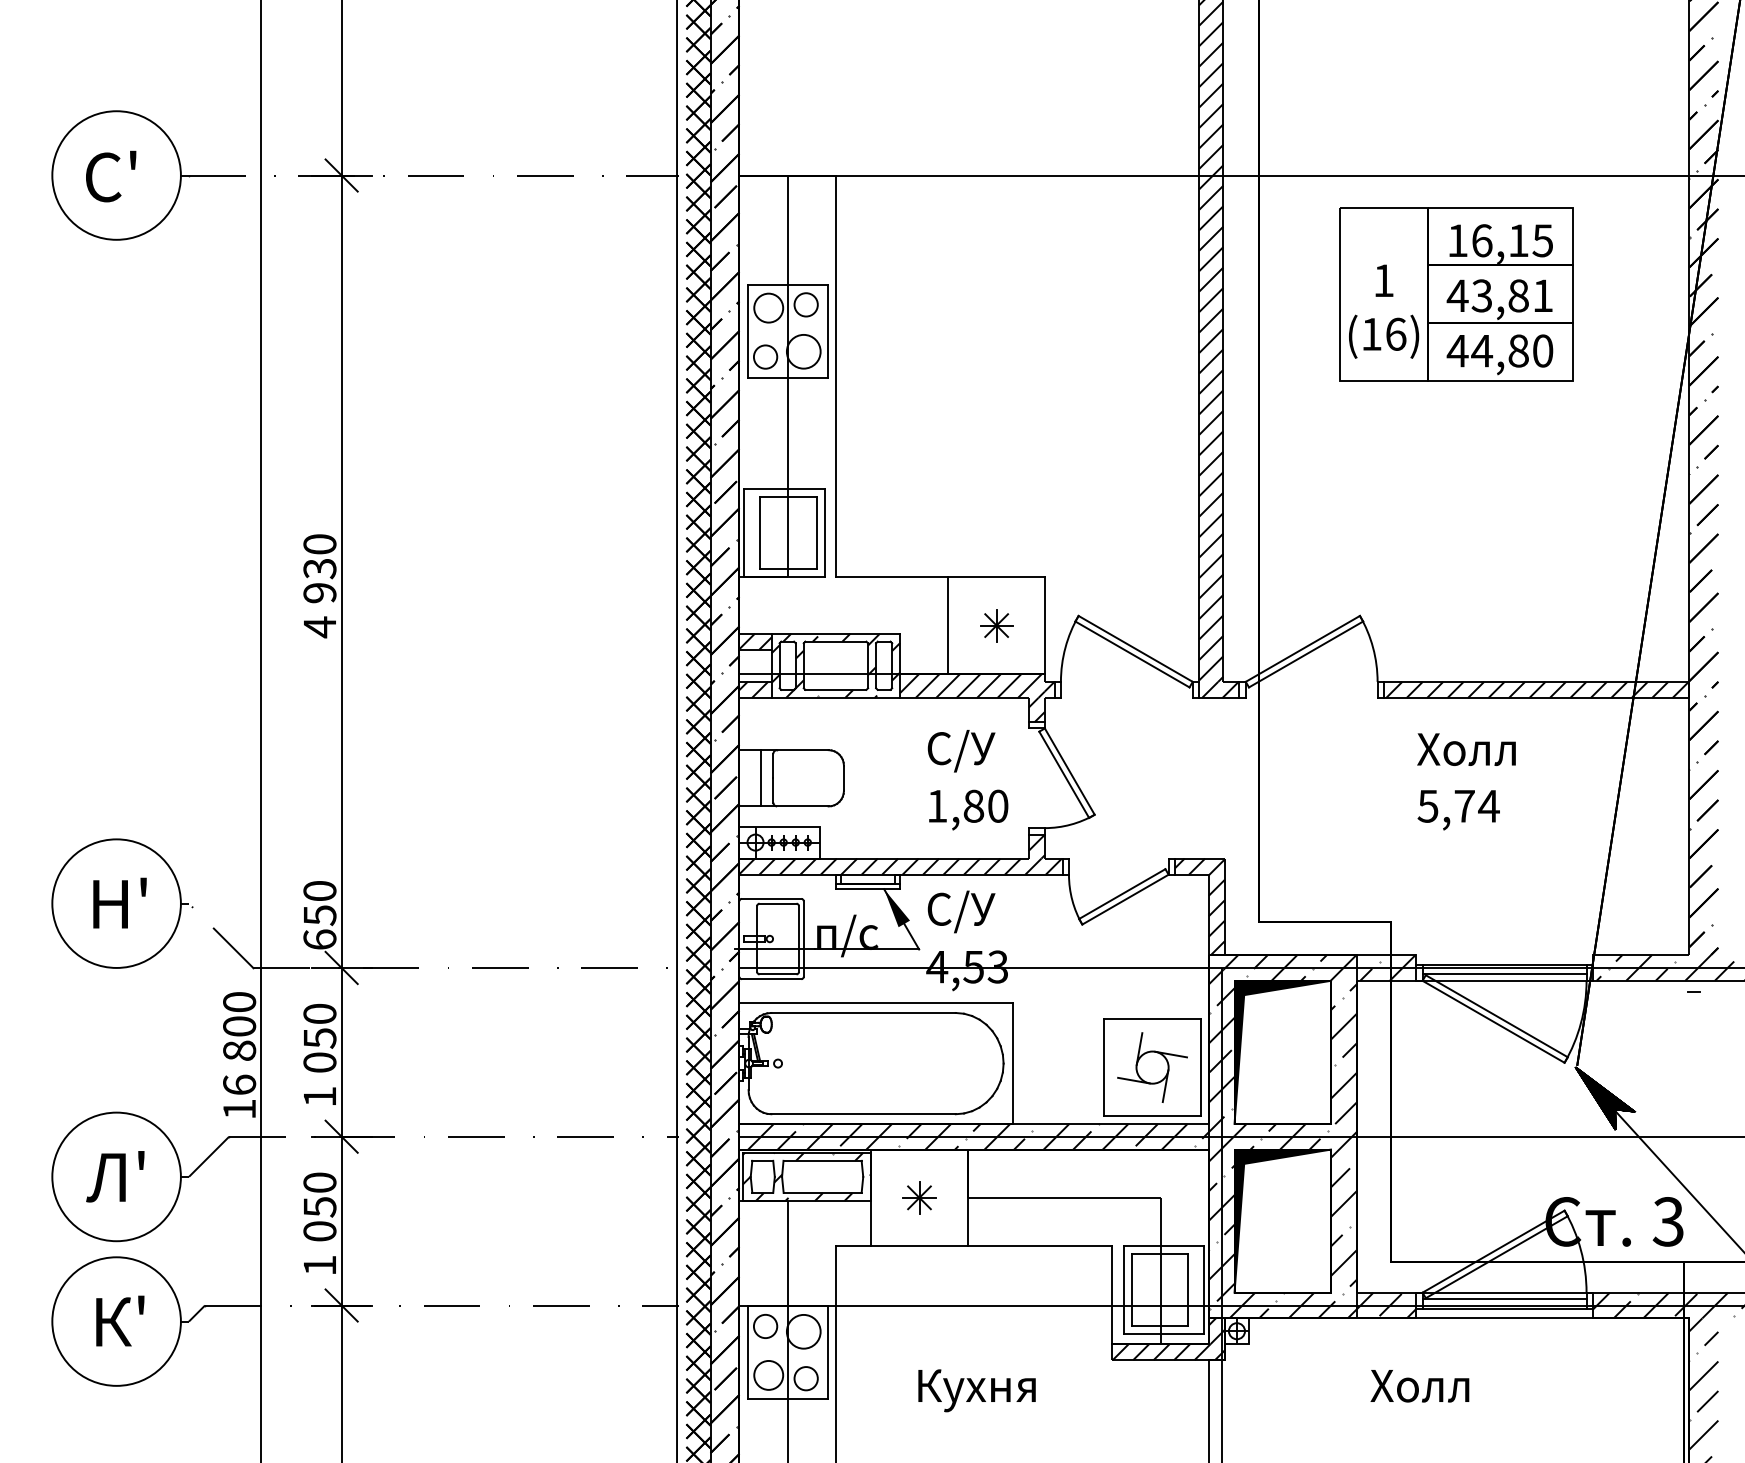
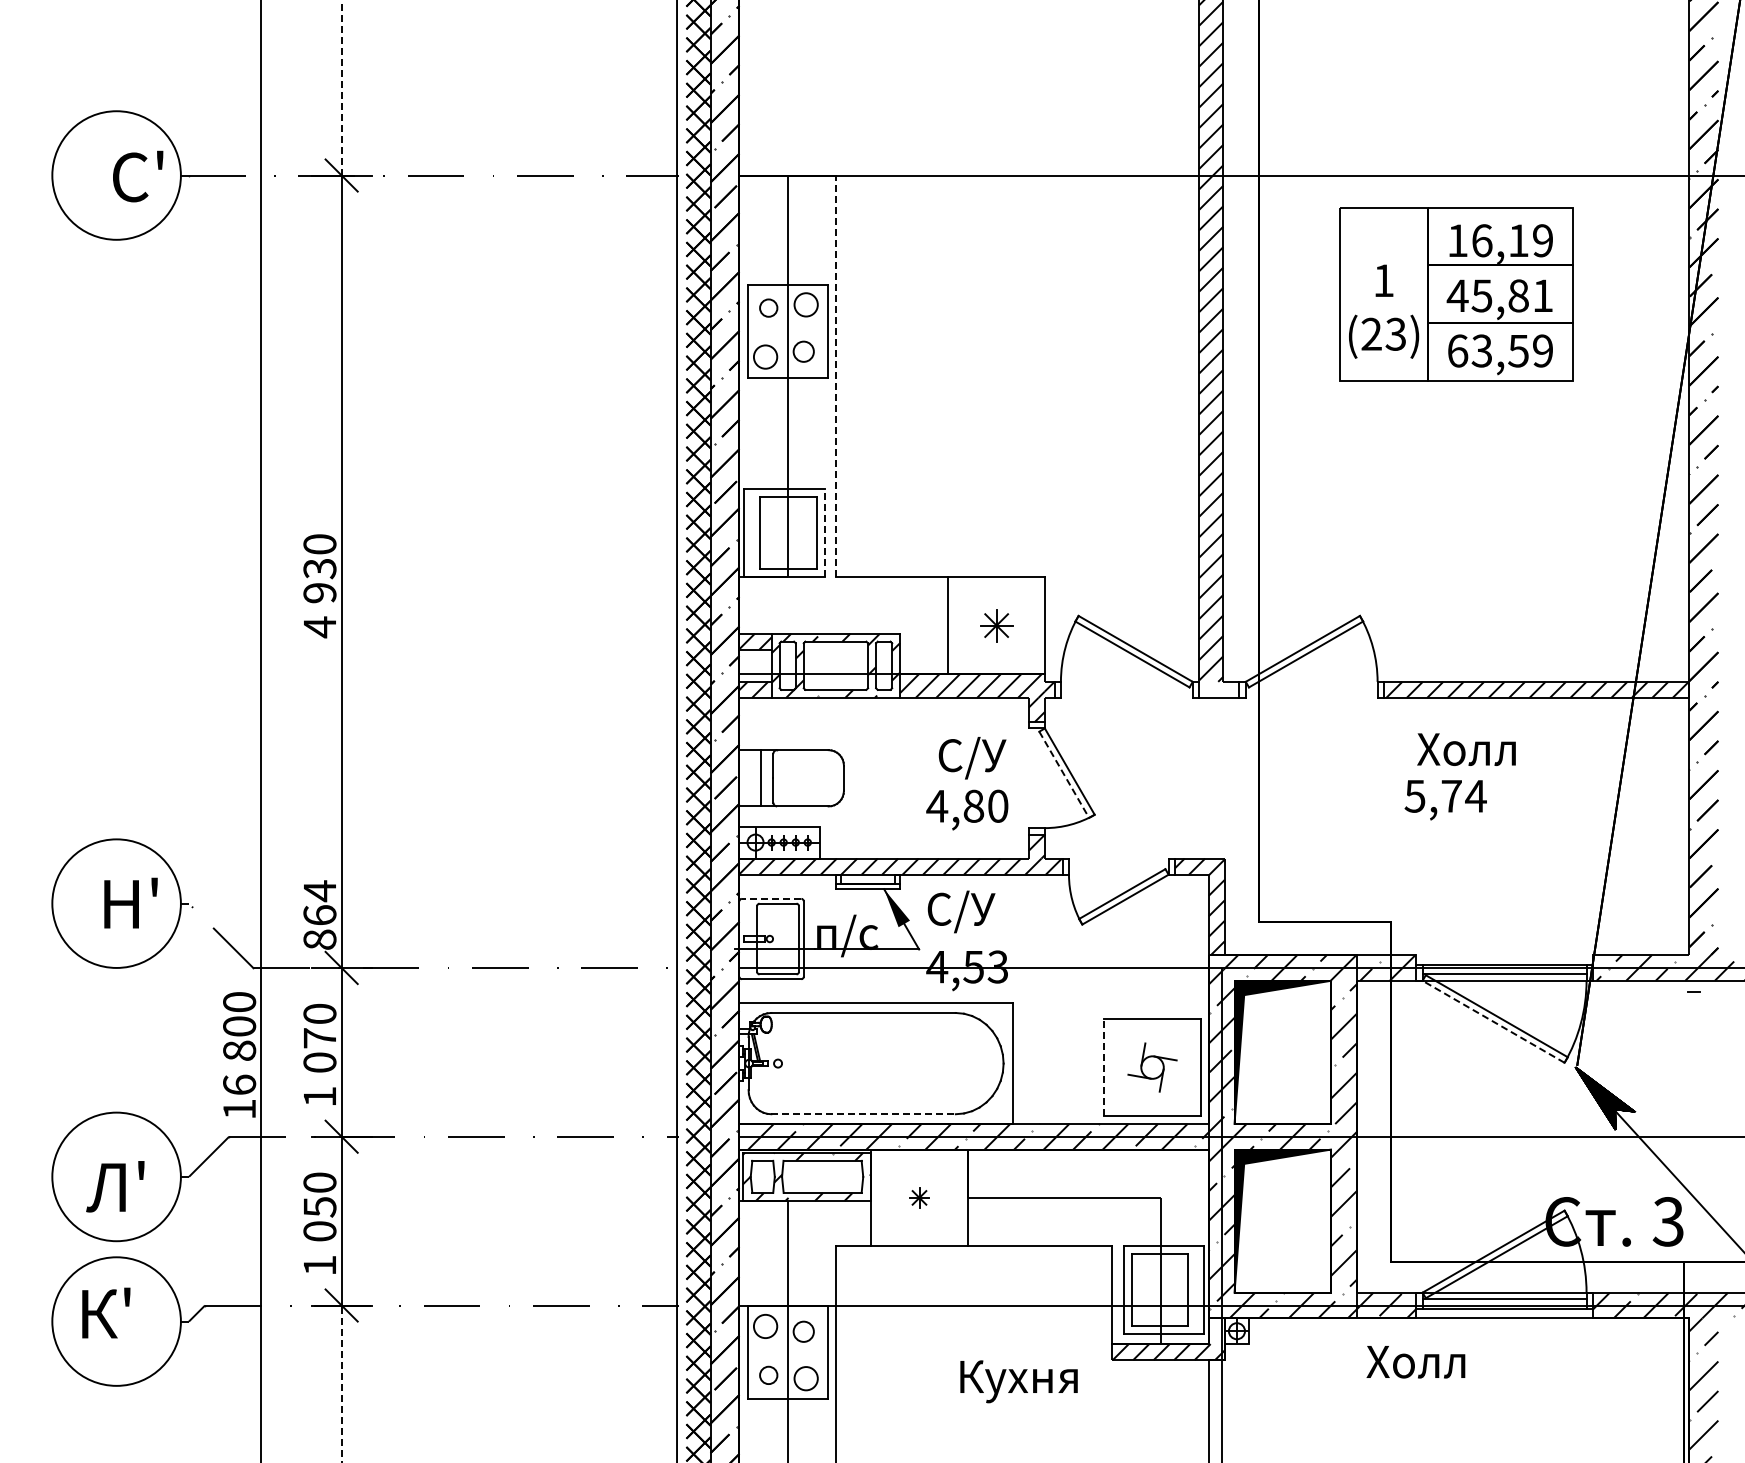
line: solid -> dashed (341, 87)
text position: (111, 176) -> (138, 176) (138, 176)
text: 16,15 -> 16,19 (1542, 240)
text: 43,81 -> 45,81 (1481, 295)
circle diameter: 29 px -> 17 px (768, 307)
text: (16) -> (23) (1383, 333)
text: 44,80 -> 63,59 (1499, 350)
circle diameter: 34 px -> 20 px (803, 351)
line: solid -> dashed (835, 376)
line: solid -> dashed (824, 532)
hatch: present -> none (1220, 689)
text position: (961, 751) -> (972, 758) (972, 758)
line: solid -> dashed (1064, 774)
text: 1,80 -> 4,80 (937, 806)
text position: (1458, 810) -> (1445, 800) (1445, 800)
line: solid -> dashed (771, 898)
text position: (119, 902) -> (130, 902) (130, 902)
text: 650 -> 864 (319, 914)
line: solid -> dashed (1493, 1021)
text: 050 -> 070 (320, 1038)
line: solid -> dashed (1104, 1067)
part size: 71x71 px -> 51x51 px (1152, 1067)
line: solid -> dashed (864, 1114)
text position: (115, 1176) -> (115, 1186) (115, 1186)
part size: 35x34 px -> 21x22 px (919, 1197)
text position: (120, 1320) -> (106, 1312) (106, 1312)
circle diameter: 34 px -> 20 px (803, 1331)
hatch: present -> none (1216, 1331)
circle diameter: 29 px -> 17 px (768, 1375)
line: solid -> dashed (341, 1383)
text position: (1419, 1386) -> (1415, 1362) (1415, 1362)
text position: (976, 1390) -> (1018, 1381) (1018, 1381)
